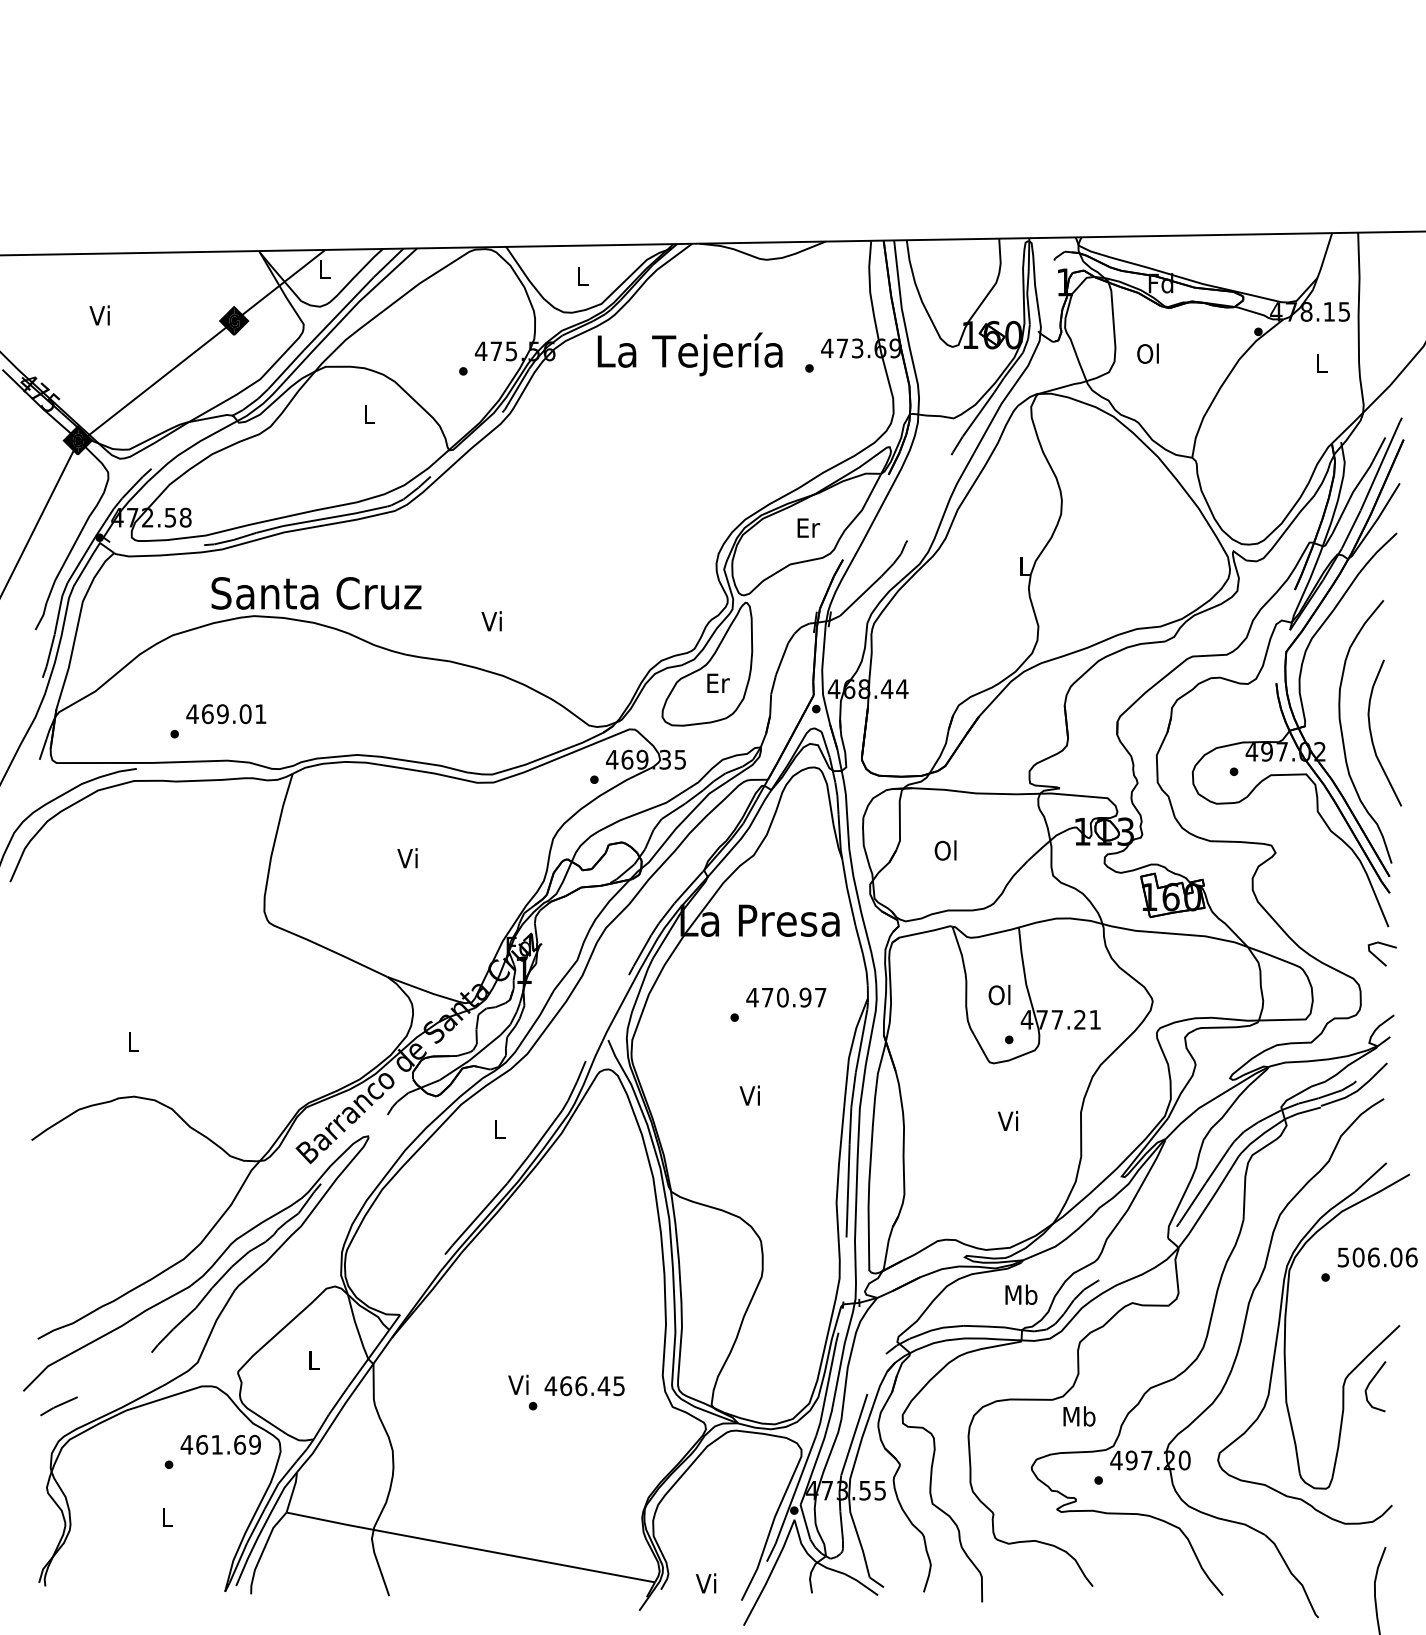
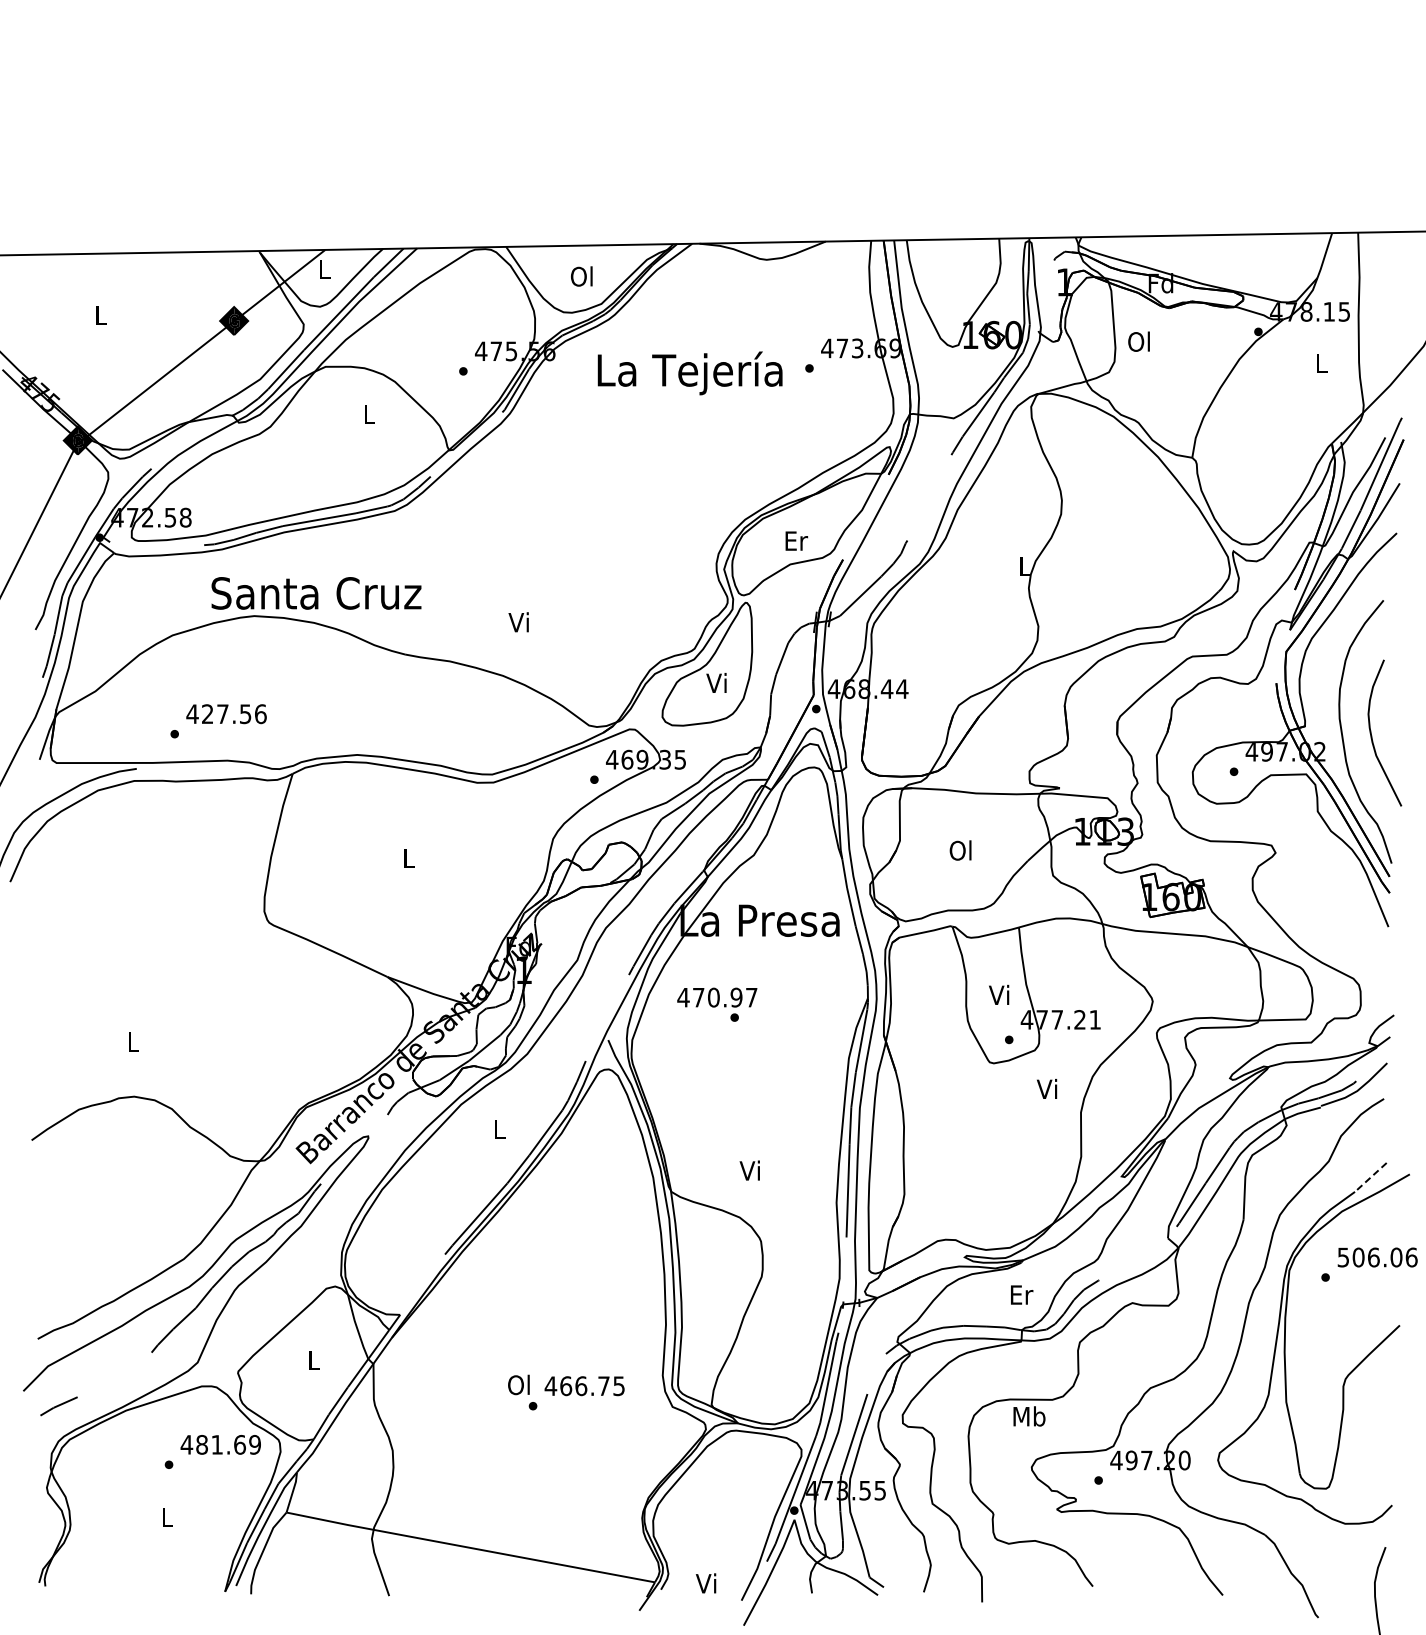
text: L -> Ol (581, 276)
text: Vi -> L (99, 315)
text position: (1147, 353) -> (1138, 341) (1138, 341)
text position: (689, 354) -> (689, 373) (689, 373)
text position: (808, 527) -> (796, 540) (796, 540)
text position: (491, 621) -> (518, 622) (518, 622)
text: Er -> Vi (717, 682)
text: 469.01 -> 427.56 (234, 714)
text position: (945, 850) -> (960, 850) (960, 850)
text: Vi -> L (407, 858)
line: present -> none (1377, 956)
text: Ol -> Vi (999, 994)
text position: (786, 997) -> (717, 997) (717, 997)
text position: (749, 1095) -> (749, 1170) (749, 1170)
text position: (1008, 1120) -> (1047, 1088) (1047, 1088)
line: solid -> dashed (1370, 1177)
text: Mb -> Er (1021, 1294)
curve: present -> none (1371, 1382)
text: Vi -> Ol (518, 1384)
text: 466.45 -> 466.75 (603, 1385)
text position: (1079, 1416) -> (1029, 1416) (1029, 1416)
text: 461.69 -> 481.69 (202, 1444)
